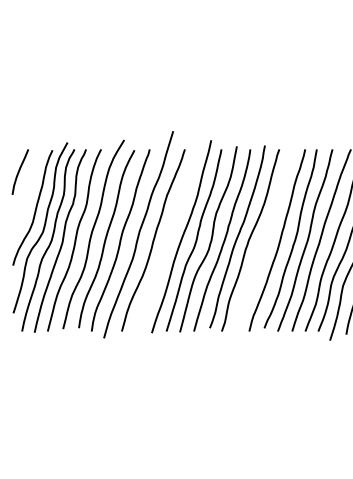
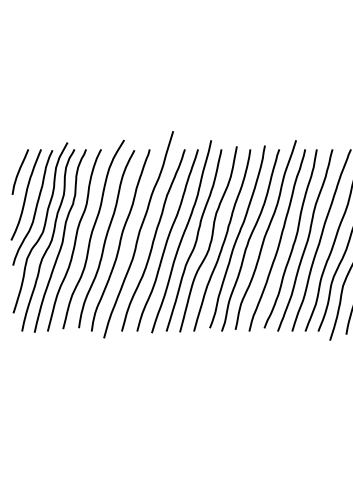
curve: none -> present (25, 194)
curve: none -> present (265, 234)
curve: none -> present (167, 240)
